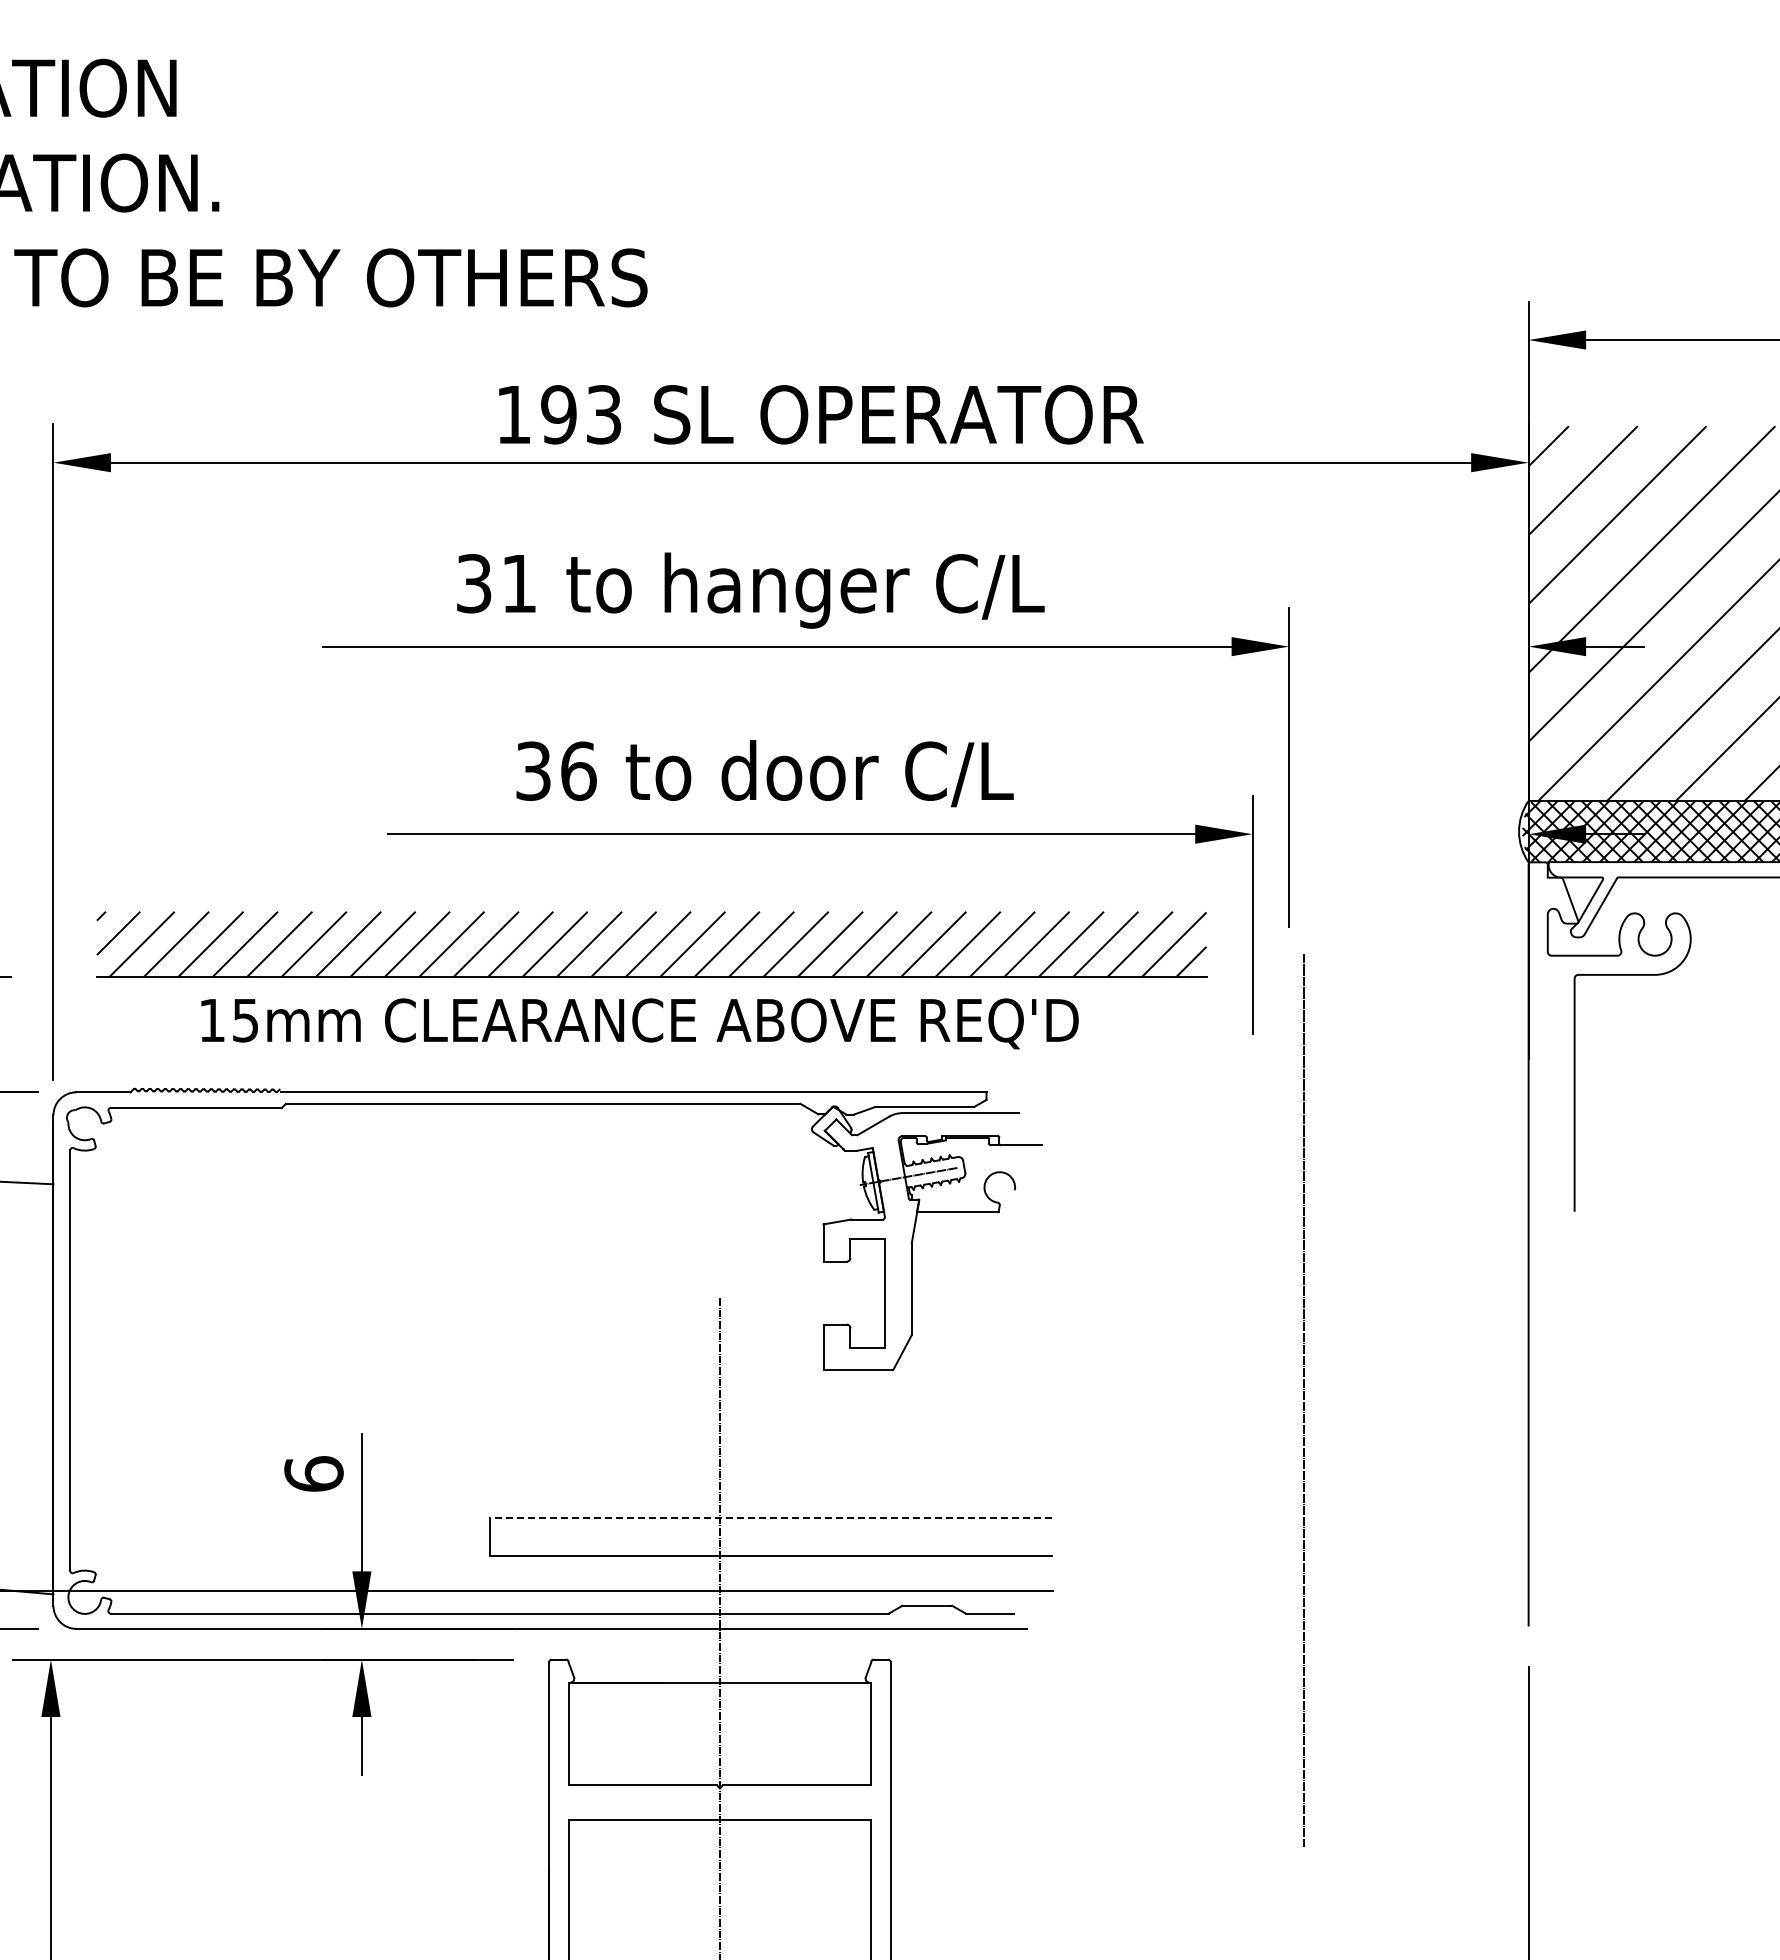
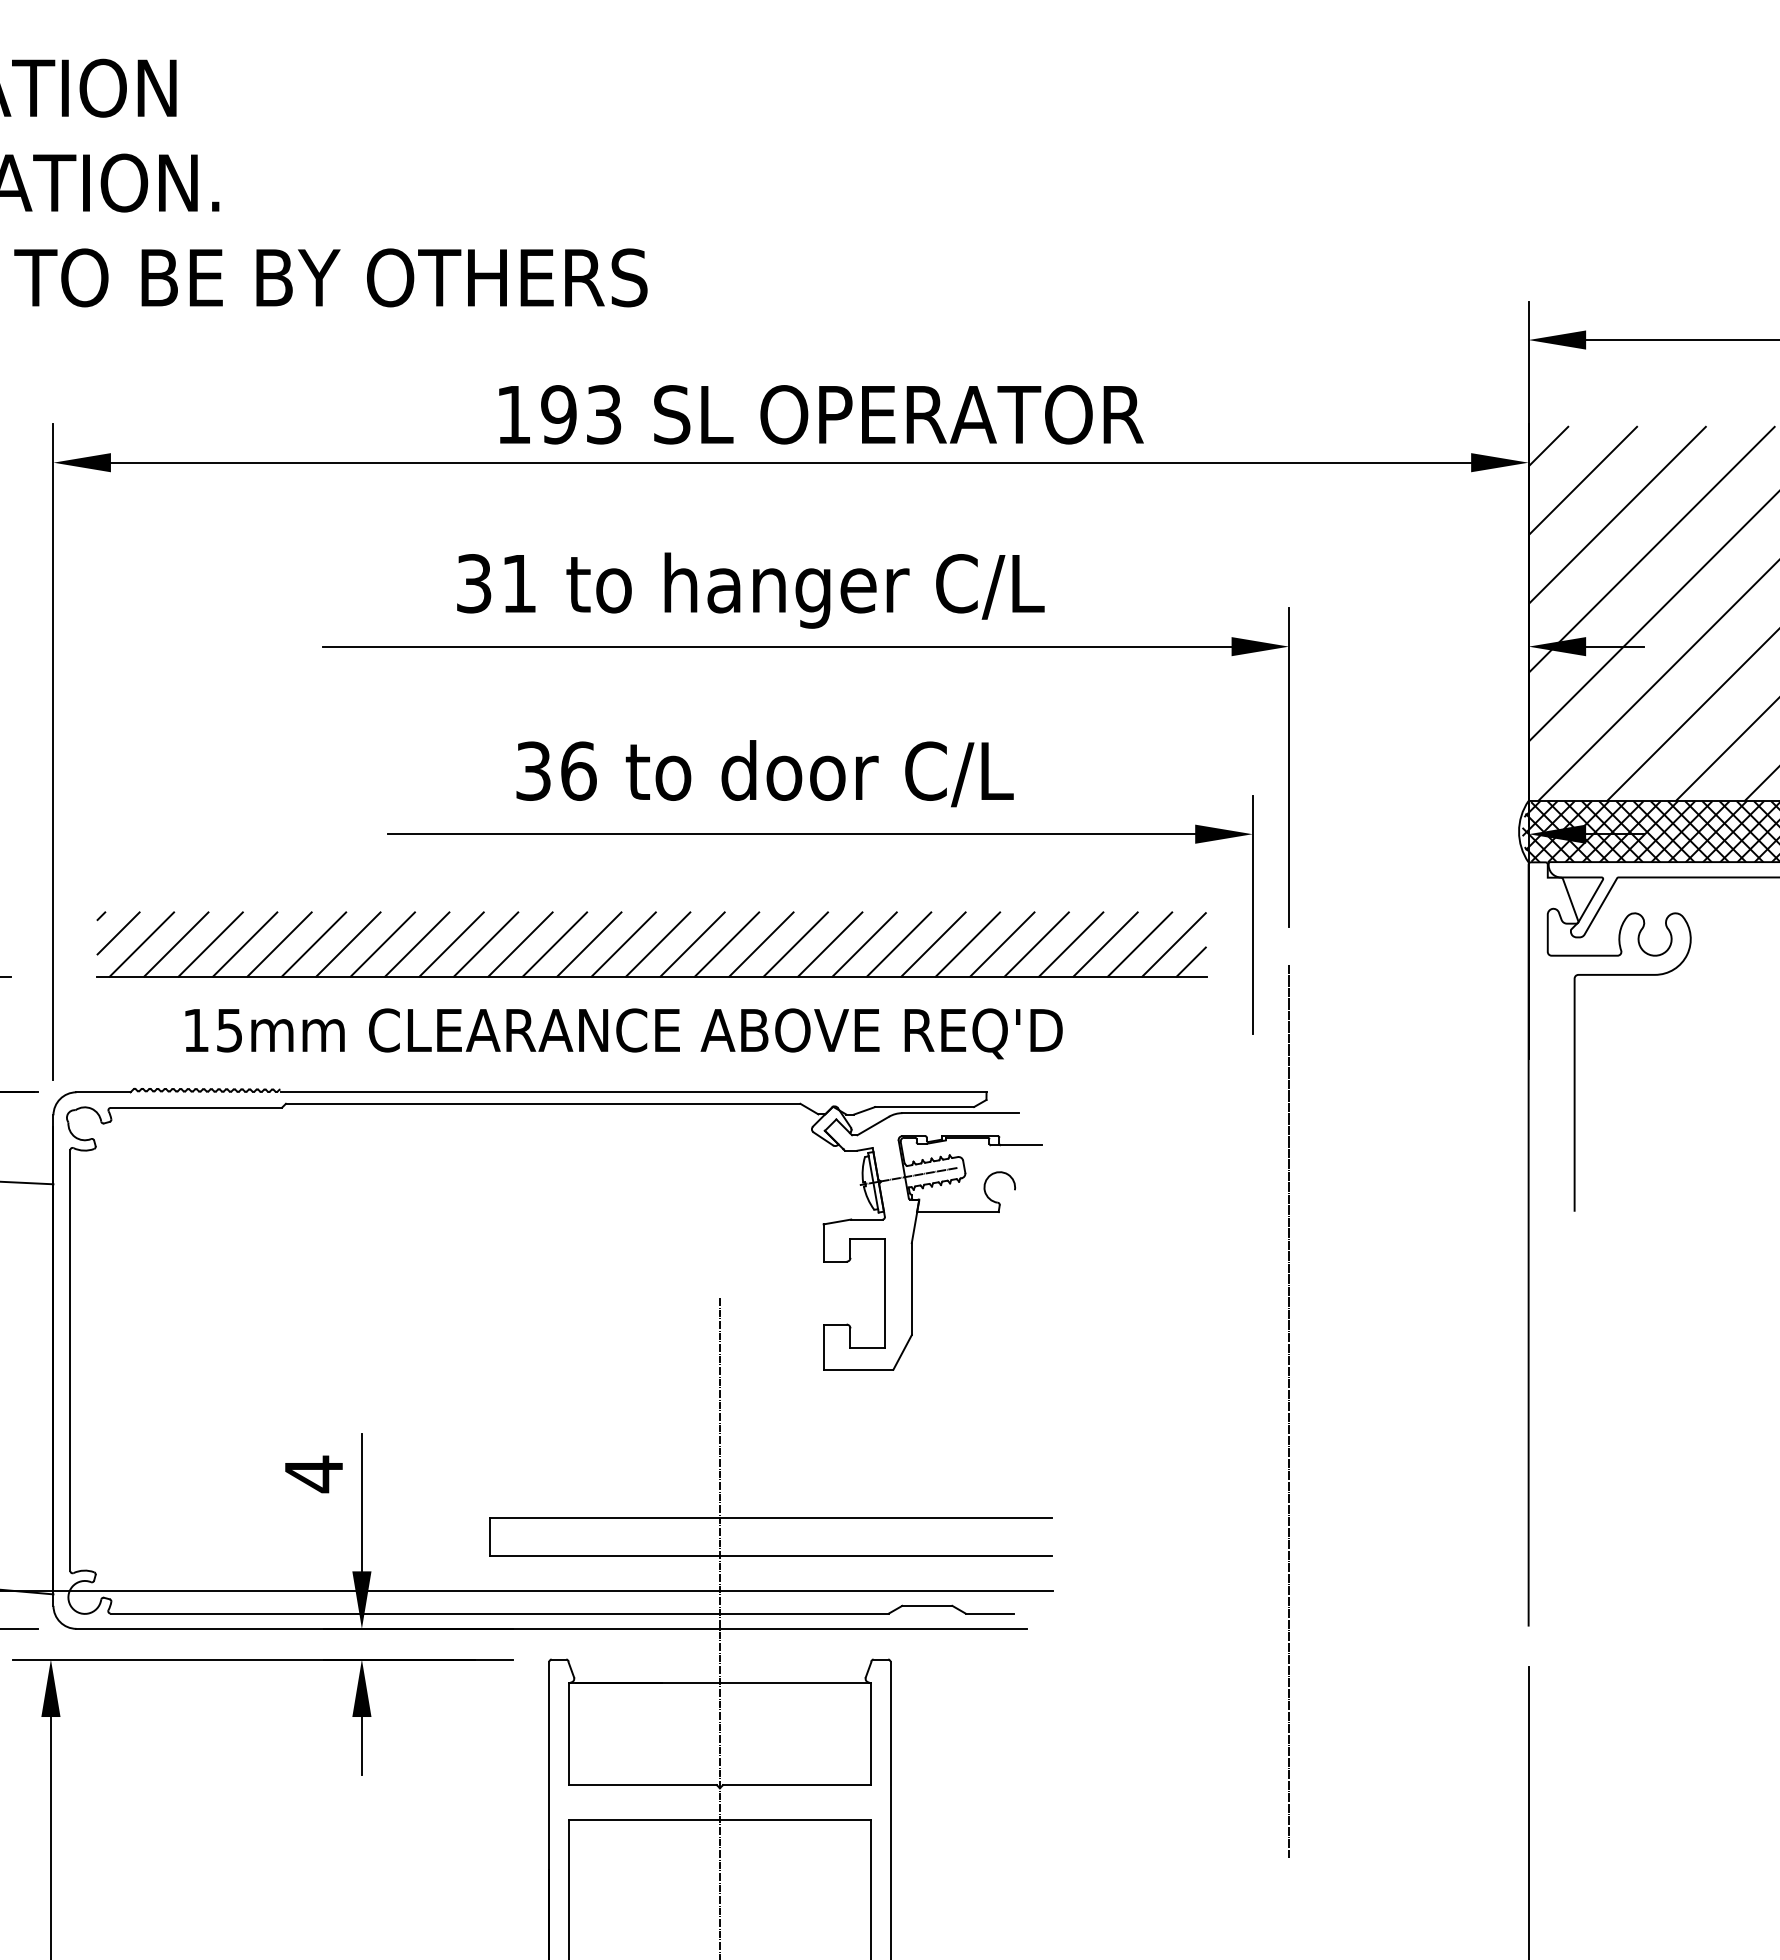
text position: (639, 1023) -> (623, 1033) (623, 1033)
line position: (1303, 1399) -> (1288, 1410) (1288, 1410)
text: 6 -> 4 (313, 1474)
line: dashed -> solid (770, 1517)
